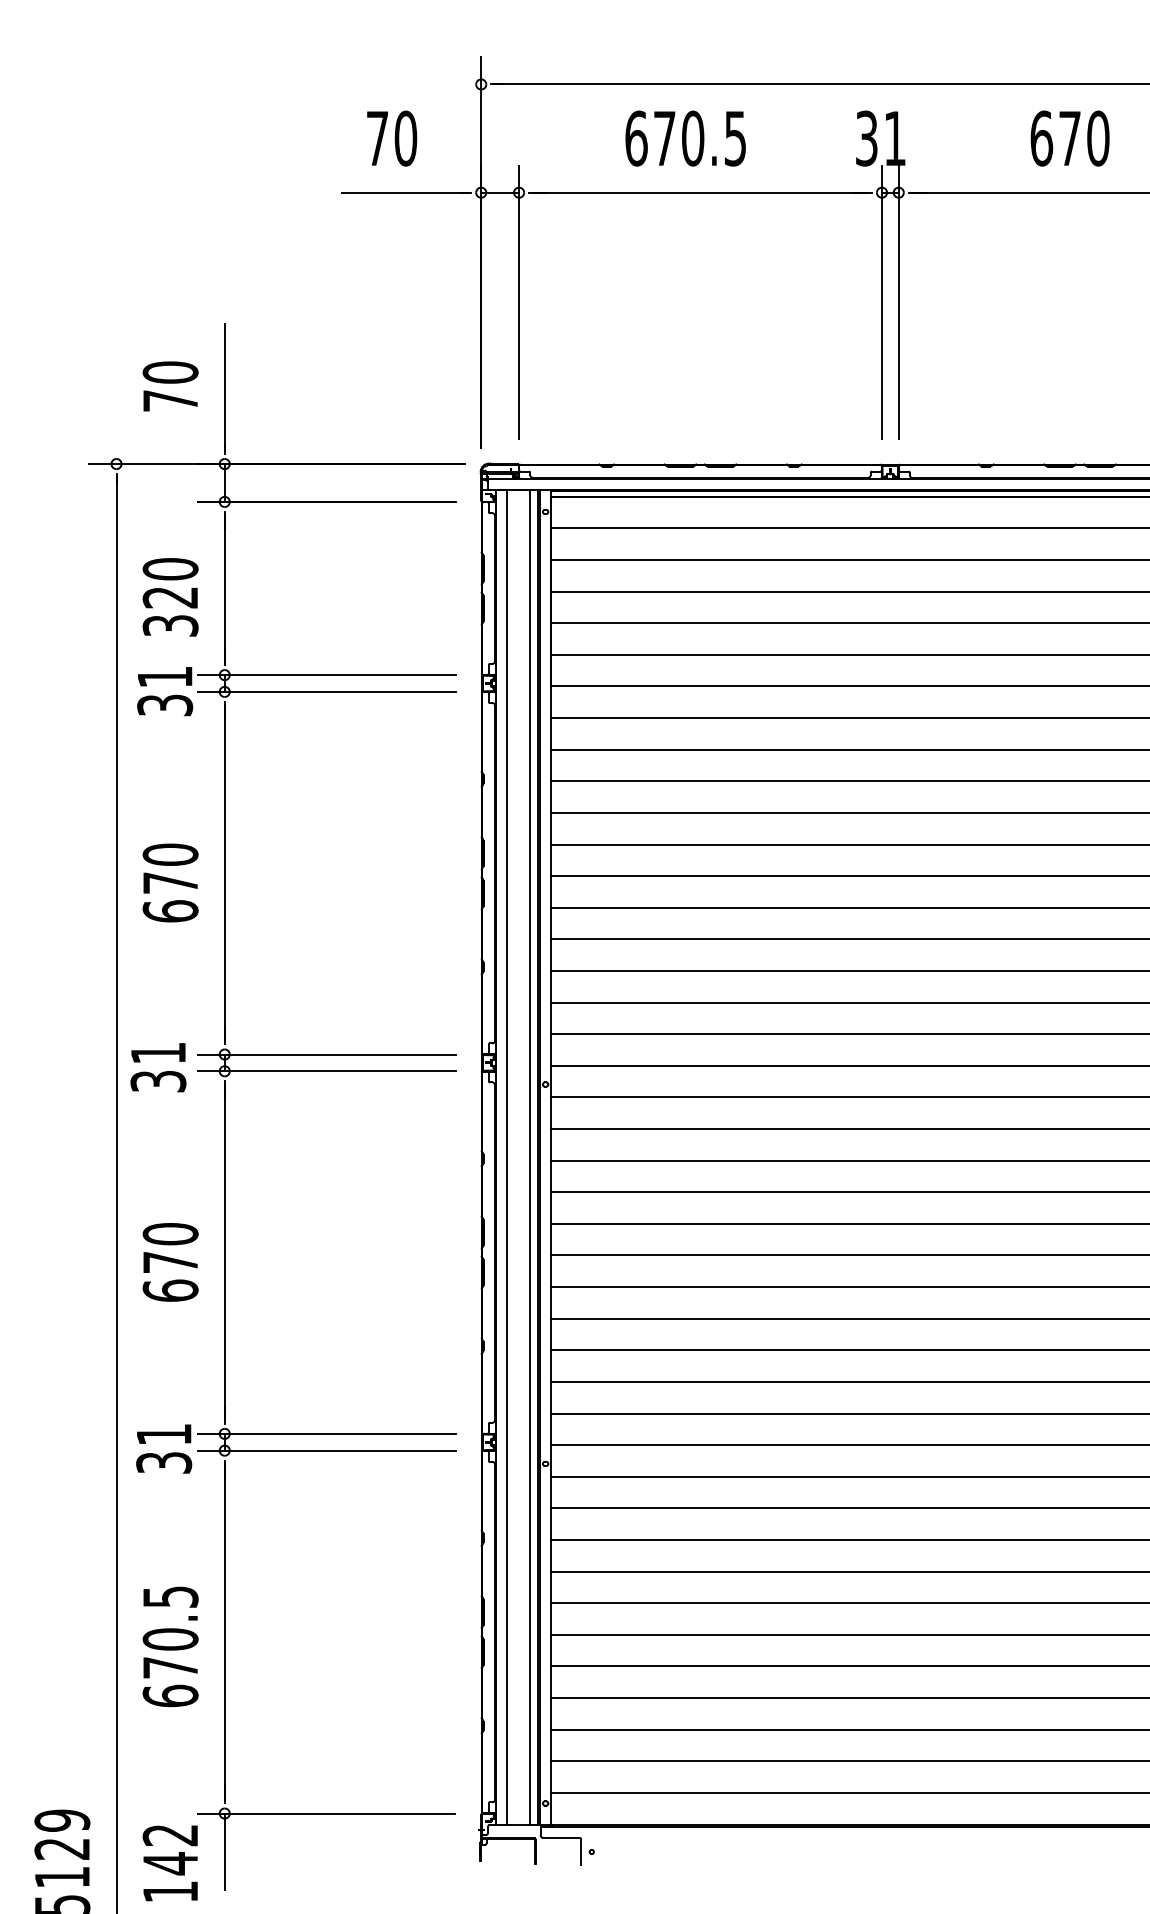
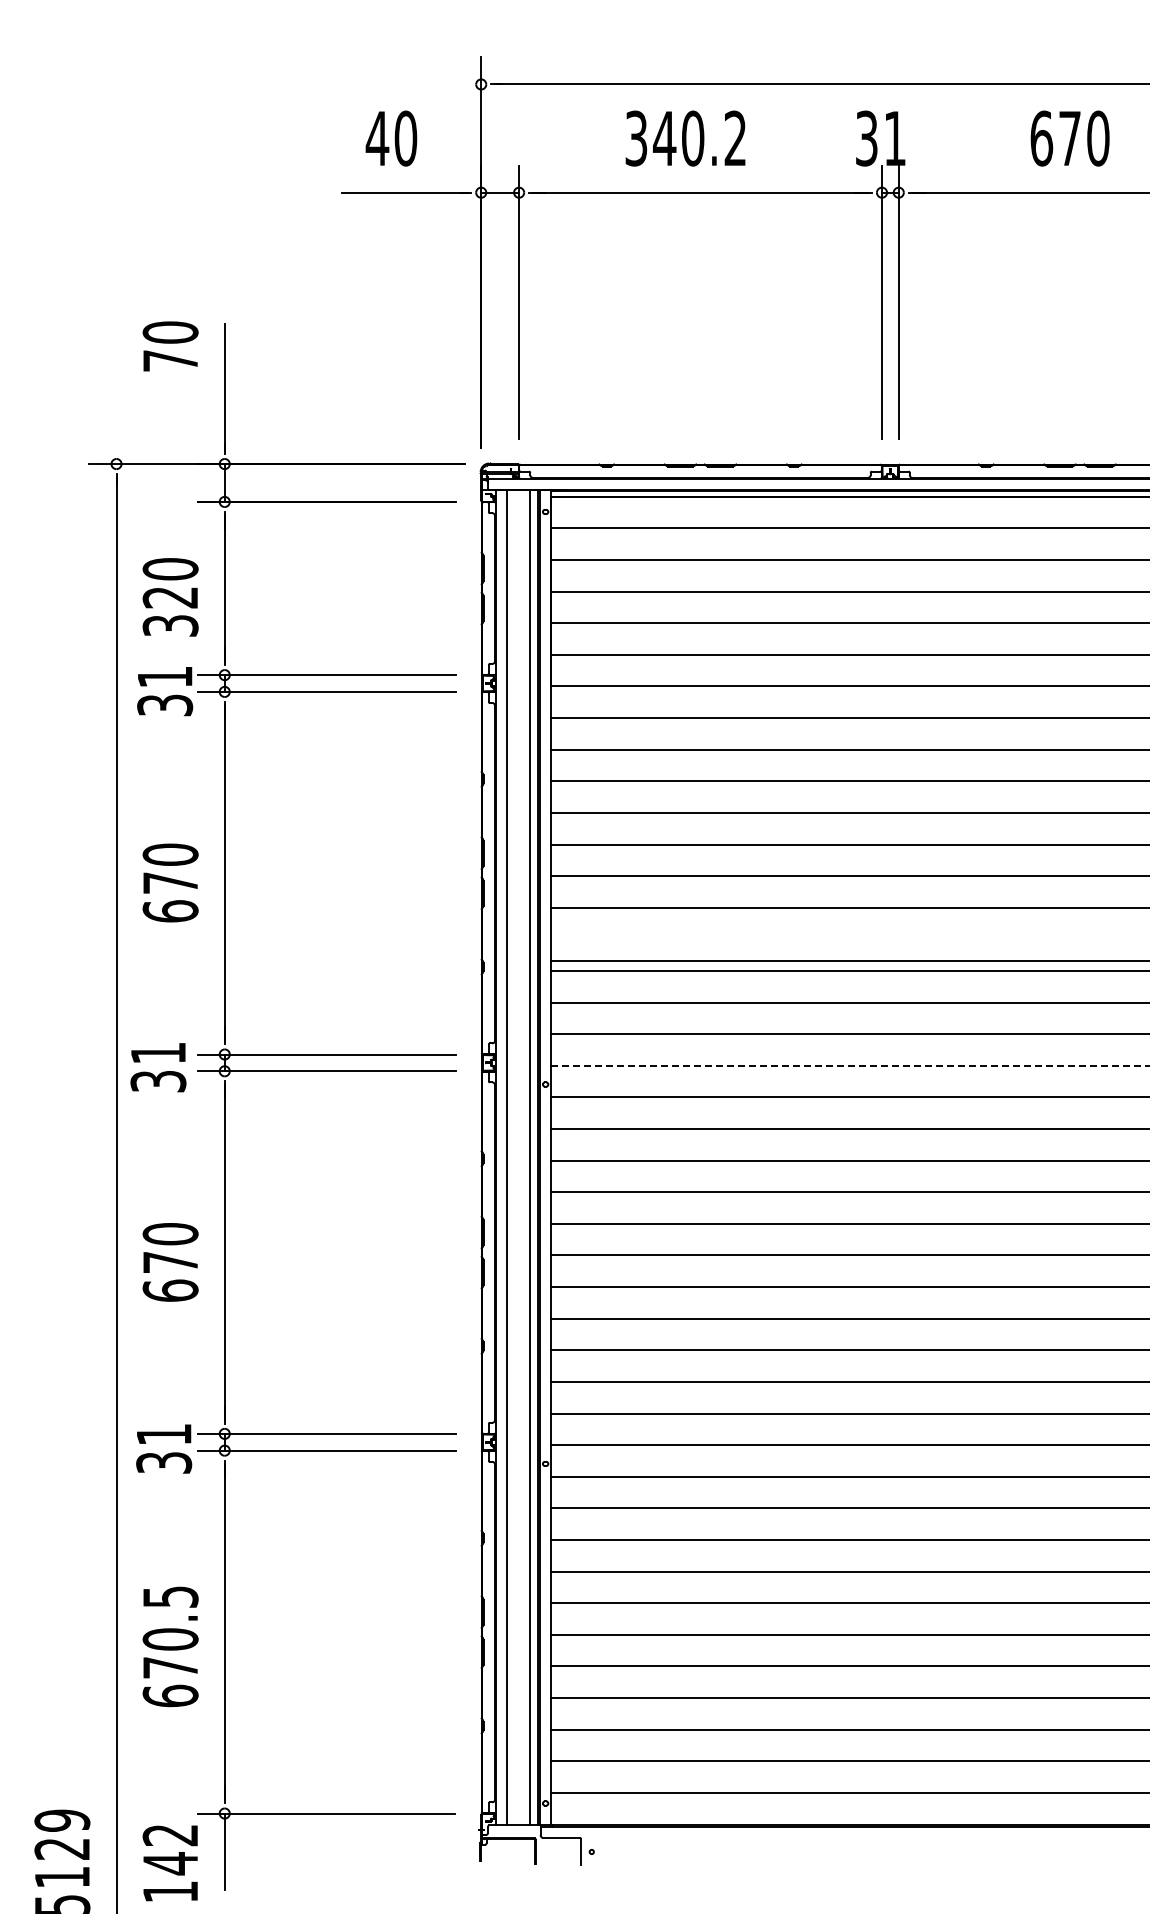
text: 70 -> 40 (377, 138)
text: 670.5 -> 340.2 (685, 138)
text position: (170, 386) -> (170, 346) (170, 346)
line position: (848, 939) -> (848, 961) (848, 961)
line: solid -> dashed (850, 1065)
